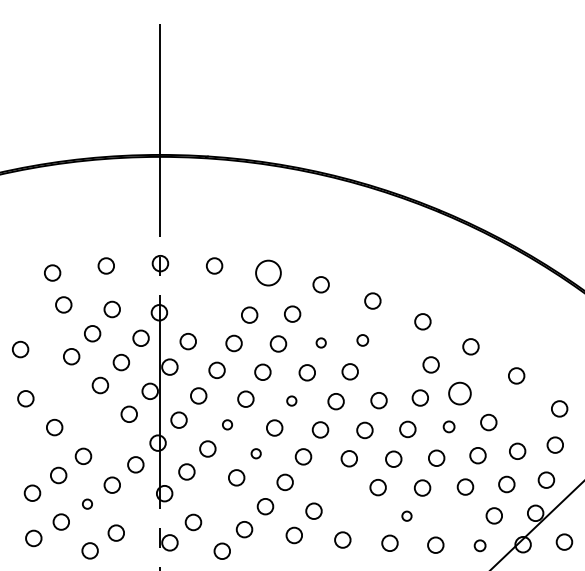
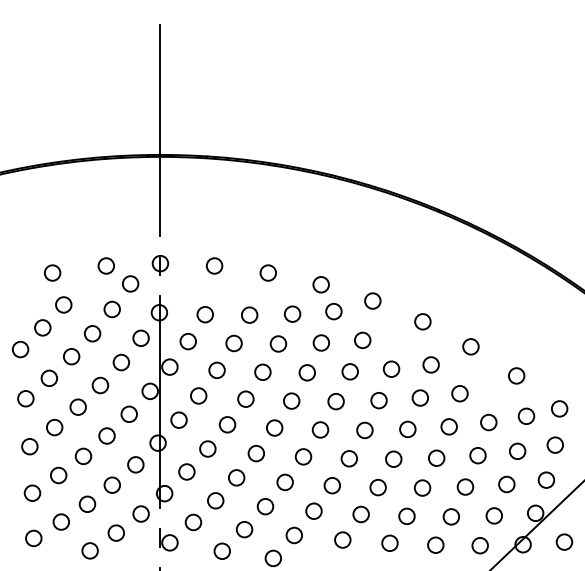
circle size: 27x28 px -> 18x18 px (267, 272)
circle: none -> present (130, 283)
circle: none -> present (333, 311)
circle: none -> present (204, 314)
circle: none -> present (42, 327)
circle size: 14x13 px -> 18x19 px (362, 340)
circle size: 12x12 px -> 18x18 px (320, 342)
circle: none -> present (391, 368)
circle: none -> present (48, 377)
circle size: 24x25 px -> 18x18 px (459, 393)
circle size: 12x12 px -> 18x18 px (291, 400)
circle: none -> present (77, 406)
circle: none -> present (526, 415)
circle size: 11x12 px -> 19x18 px (227, 424)
circle size: 14x14 px -> 18x18 px (448, 426)
circle: none -> present (106, 435)
circle: none -> present (29, 446)
circle size: 12x12 px -> 18x18 px (255, 453)
circle: none -> present (331, 485)
circle: none -> present (215, 500)
circle size: 11x12 px -> 19x18 px (87, 503)
circle: none -> present (140, 513)
circle: none -> present (360, 514)
circle size: 12x12 px -> 18x18 px (406, 515)
circle: none -> present (450, 516)
circle size: 14x14 px -> 18x18 px (479, 545)
circle: none -> present (272, 558)
